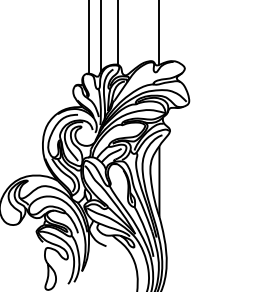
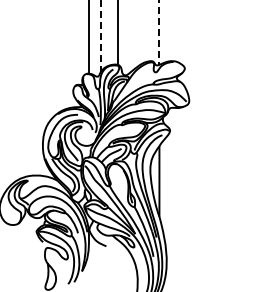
line: solid -> dashed (159, 32)
line: solid -> dashed (100, 36)
